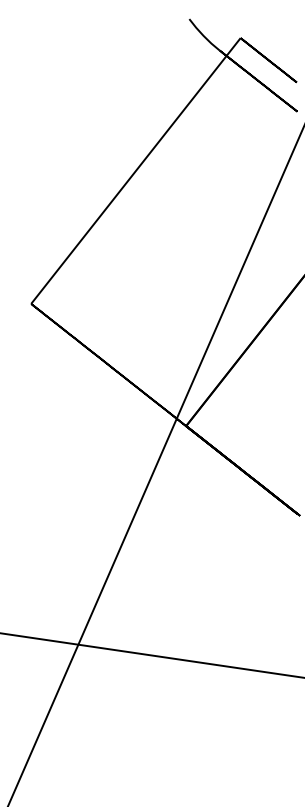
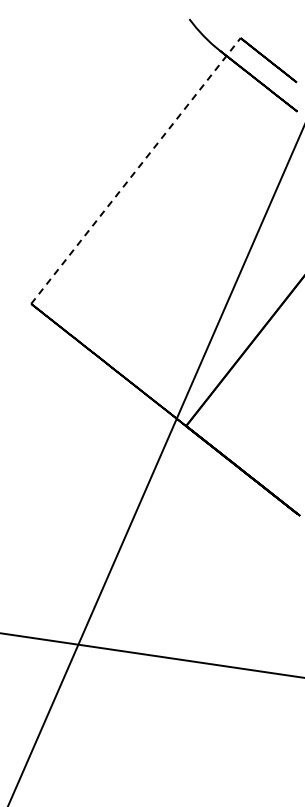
line: solid -> dashed (136, 170)
